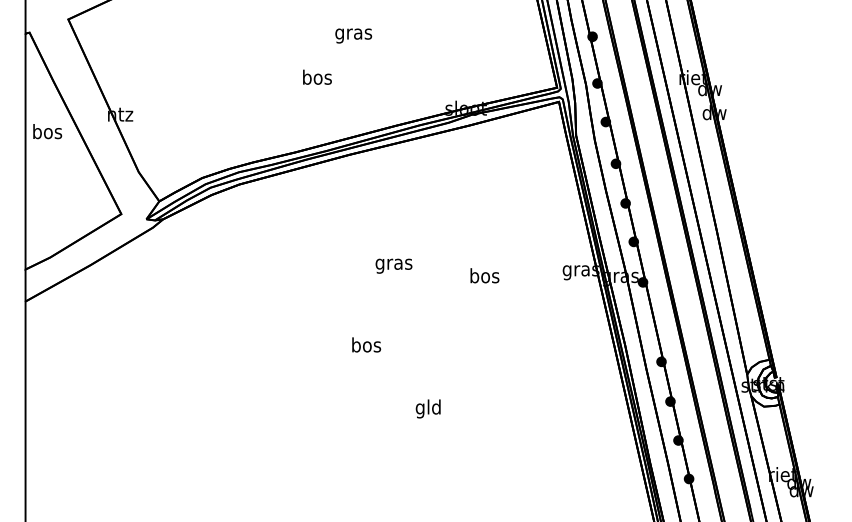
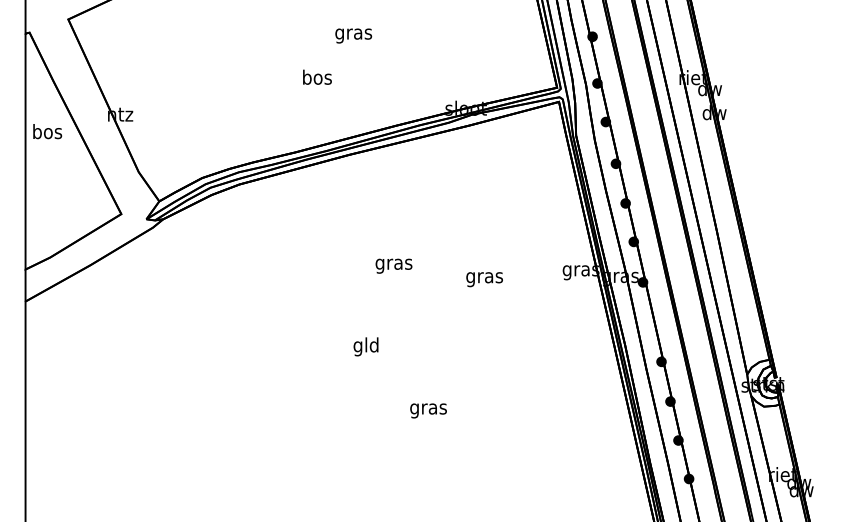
text: bos -> gras (484, 277)
text: bos -> gld (366, 346)
text: gld -> gras (428, 408)
